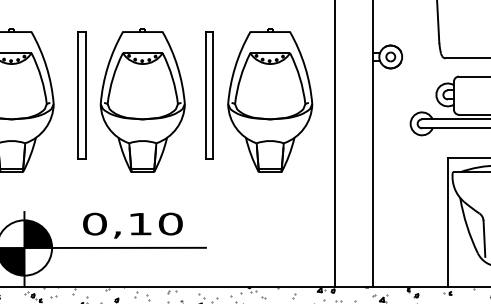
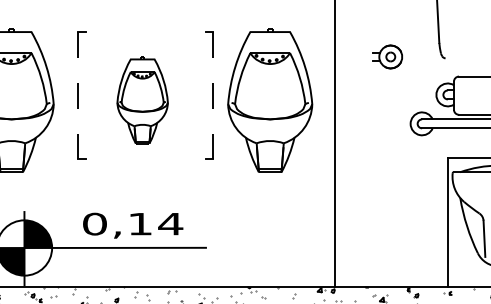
line: present -> none (466, 58)
line: solid -> dashed (78, 95)
line: present -> none (85, 95)
line: present -> none (205, 95)
line: solid -> dashed (213, 95)
part size: 87x145 px -> 53x89 px (142, 100)
line: present -> none (372, 144)
text: 0,10 -> 0,14 (170, 223)
